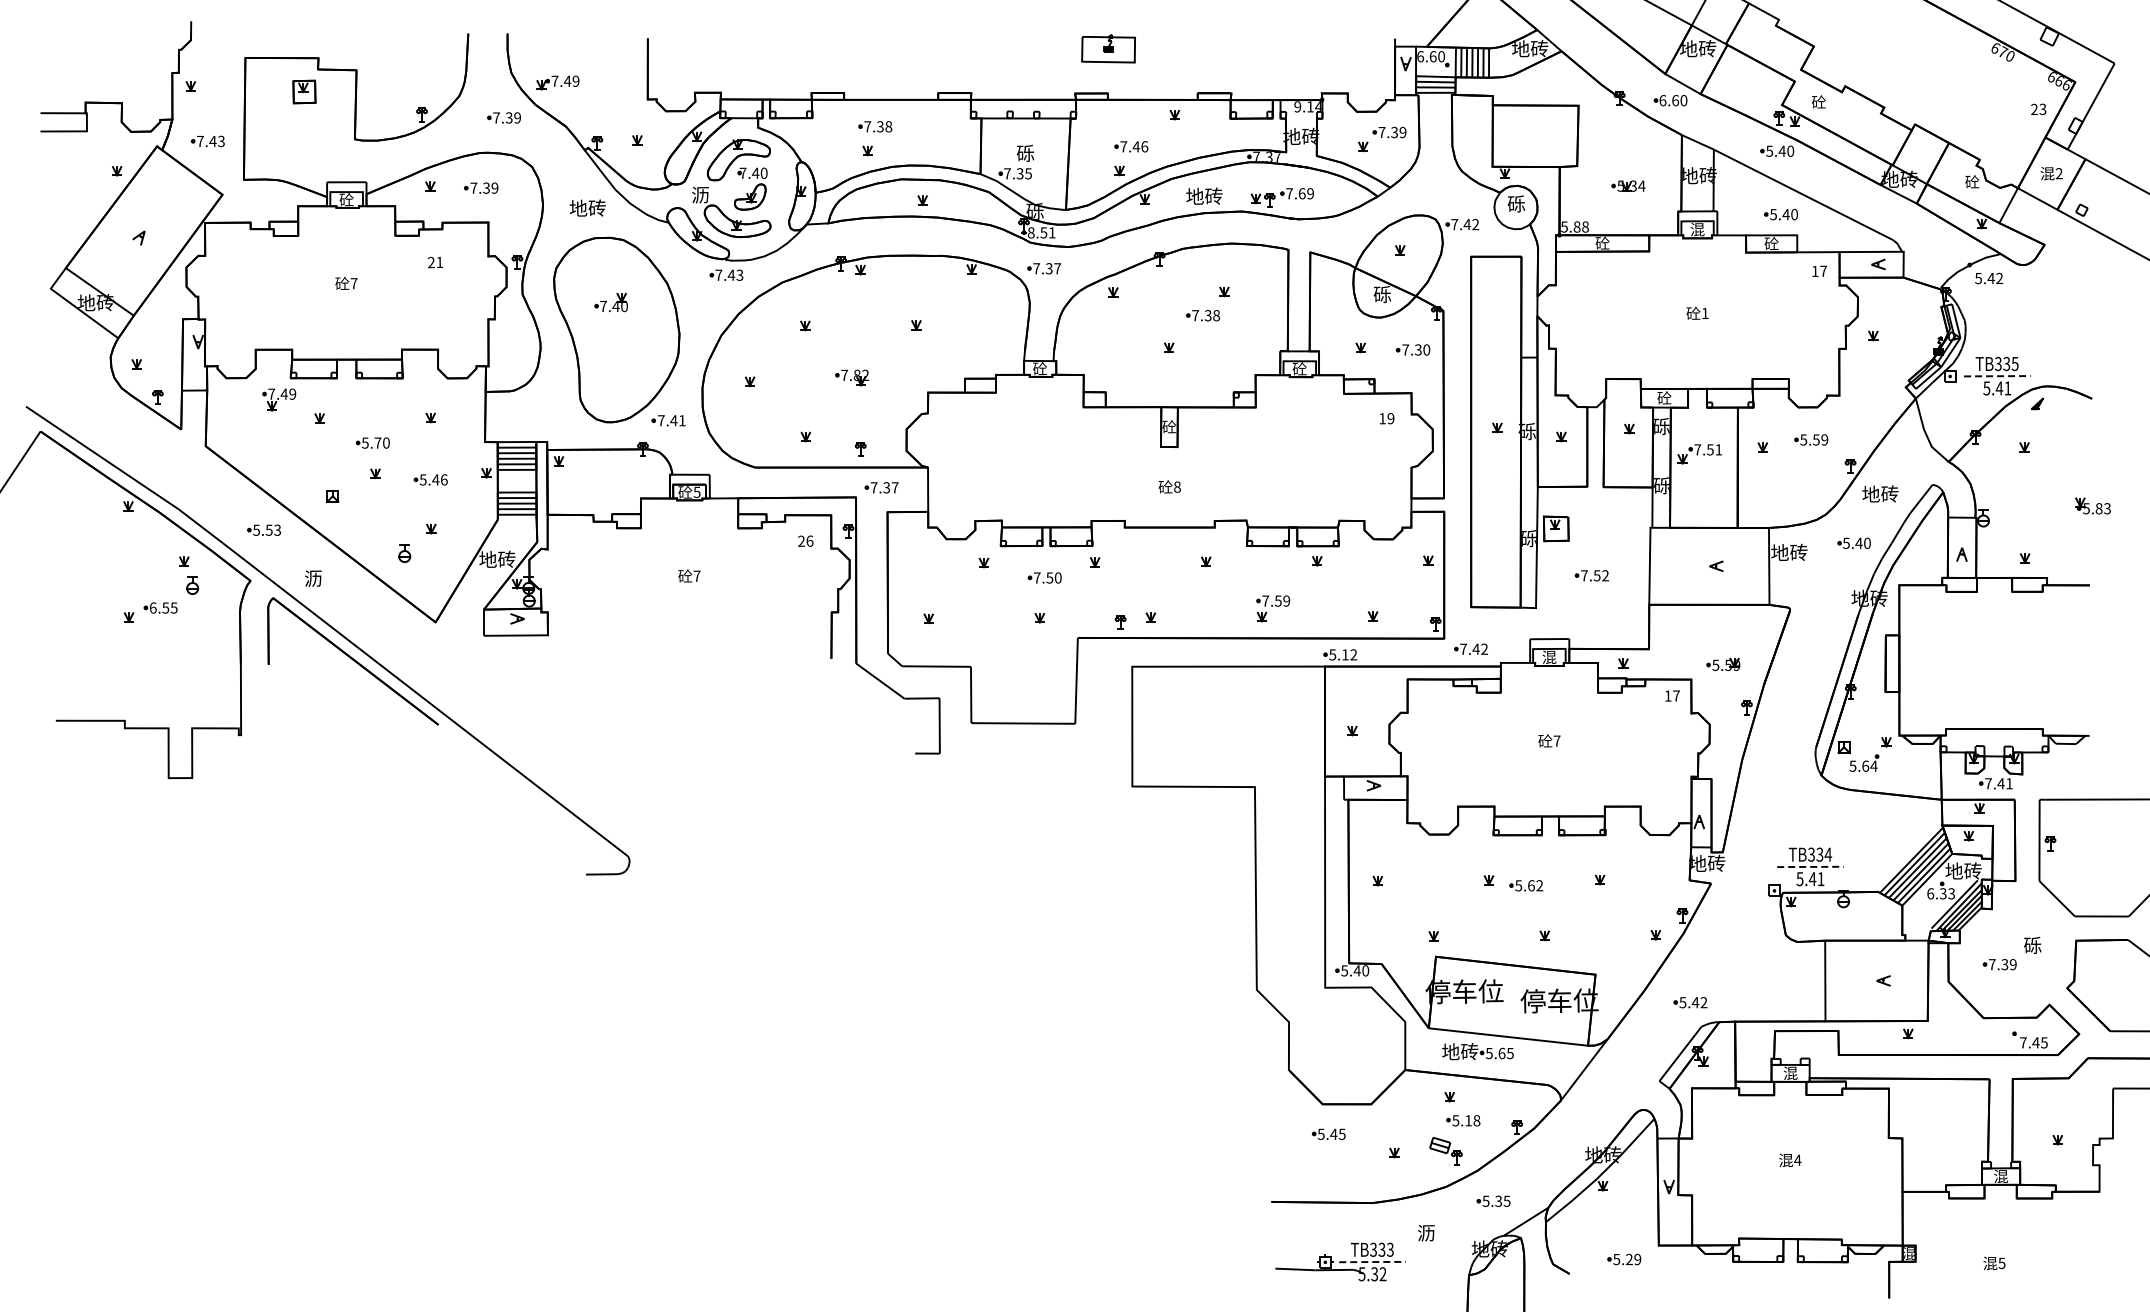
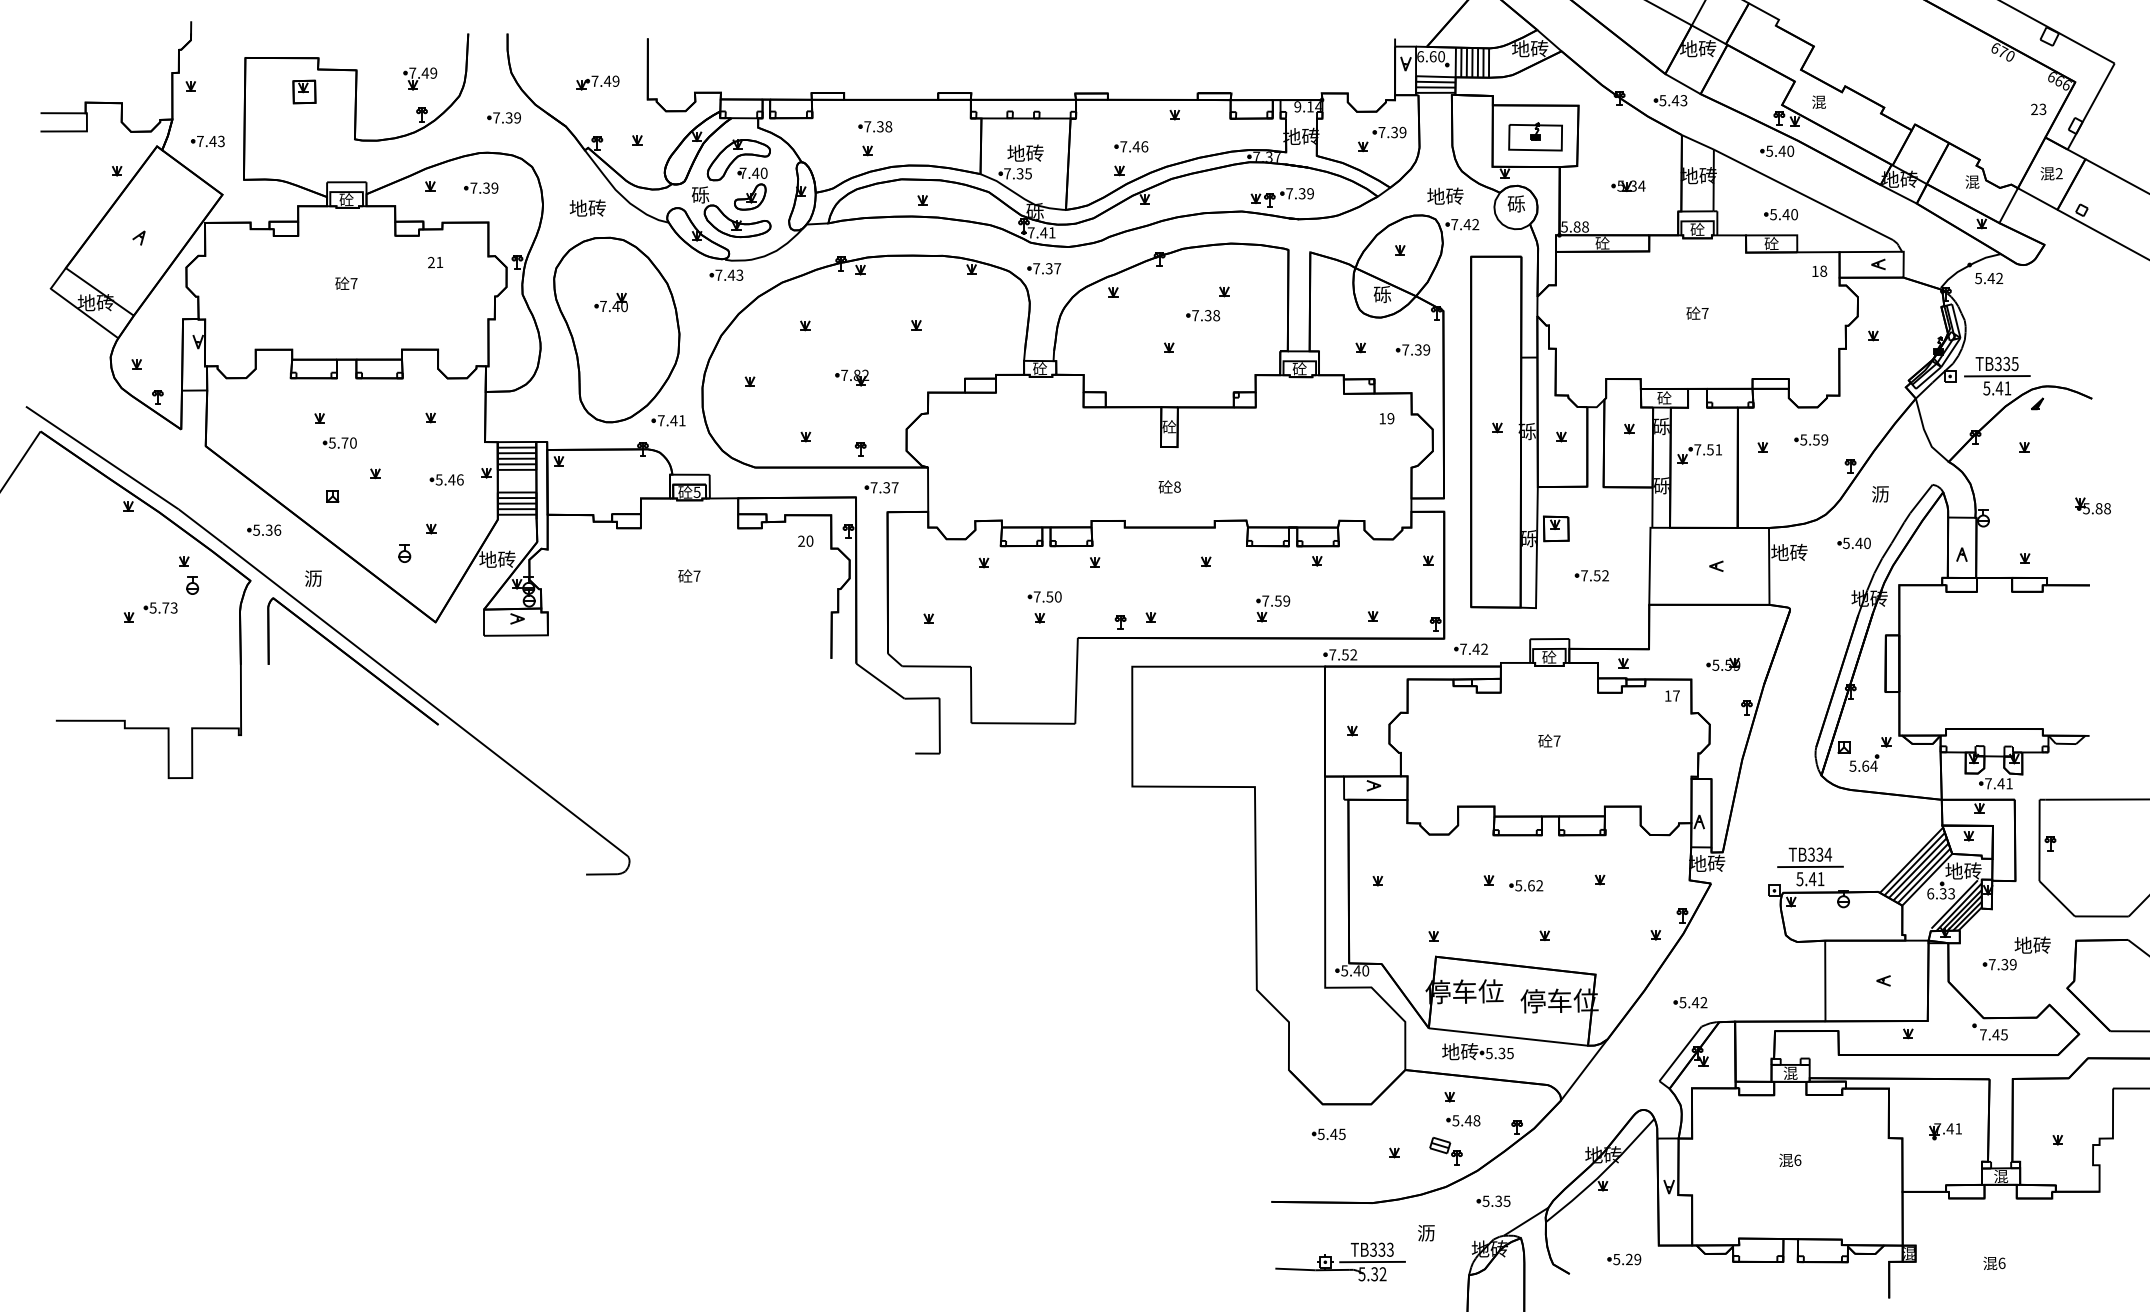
part position: (1108, 48) -> (1535, 136) (1535, 136)
part position: (557, 82) -> (597, 82) (597, 82)
text: 6.60 -> 5.43 (1673, 100)
text: 砼 -> 混 (1818, 101)
text: 砾 -> 地砖 (1025, 152)
text: 砼 -> 混 (1972, 181)
text: 7.69 -> 7.39 (1301, 193)
text: 沥 -> 砾 (700, 194)
text position: (1204, 195) -> (1445, 195) (1445, 195)
text: 混 -> 砼 (1697, 229)
text: 8.51 -> 7.41 (1037, 232)
text: 17 -> 18 (1823, 270)
text: 1 -> 7 (1704, 313)
text: 7.30 -> 7.39 (1426, 349)
line: dashed -> solid (1997, 376)
part position: (279, 399) -> (420, 78) (420, 78)
part position: (372, 442) -> (339, 442) (339, 442)
part position: (430, 479) -> (446, 479) (446, 479)
text: 地砖 -> 沥 (1880, 493)
text: 5.83 -> 5.88 (2107, 508)
text: 5.53 -> 5.36 (273, 529)
text: 26 -> 20 (809, 540)
part position: (1044, 577) -> (1044, 596) (1044, 596)
text: 6.55 -> 5.73 (163, 607)
text: 5.12 -> 7.52 (1338, 654)
text: 混 -> 砼 (1549, 656)
line: dashed -> solid (1811, 866)
text: 砾 -> 地砖 (2032, 944)
part position: (2029, 1039) -> (1989, 1031) (1989, 1031)
text: 5.65 -> 5.35 (1501, 1053)
text: 5.18 -> 5.48 (1468, 1120)
part: none -> present (1945, 1131)
text: 4 -> 6 (1797, 1160)
line: dashed -> solid (1373, 1262)
text: 5 -> 6 (2001, 1262)
